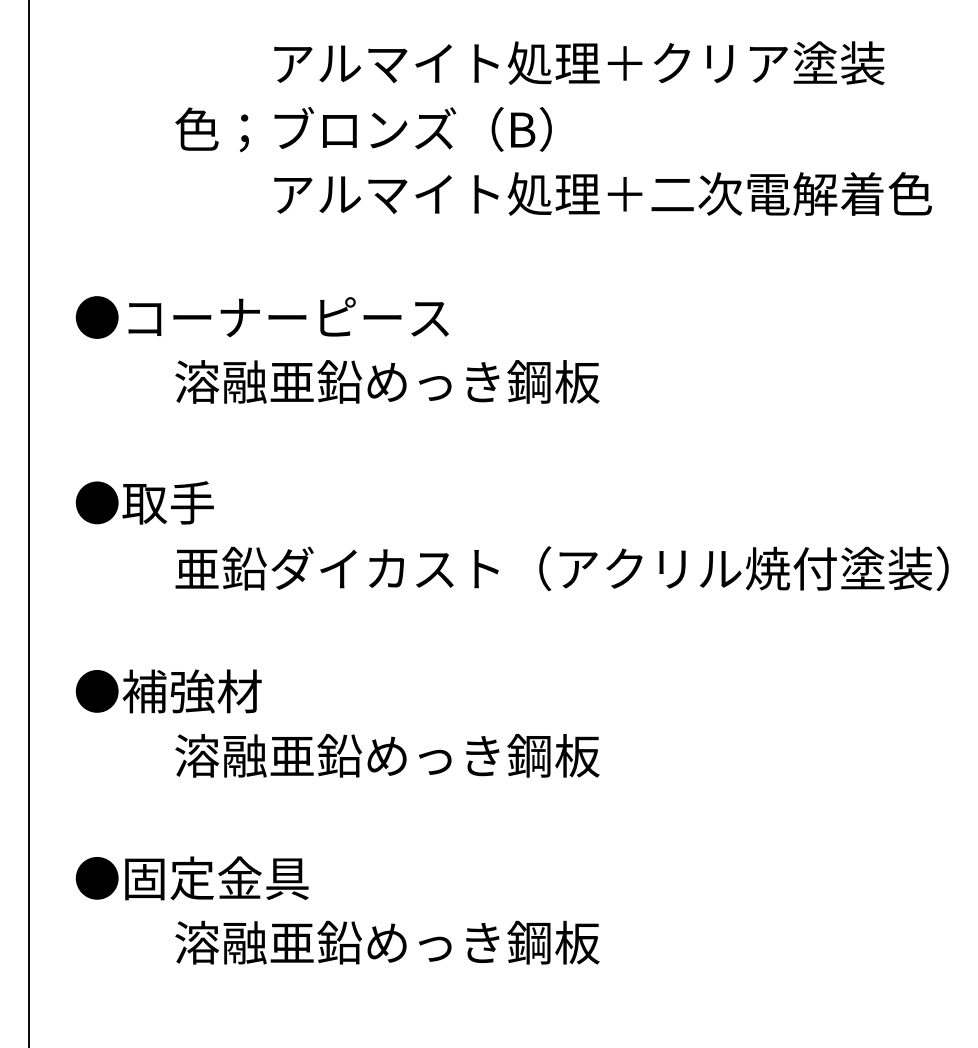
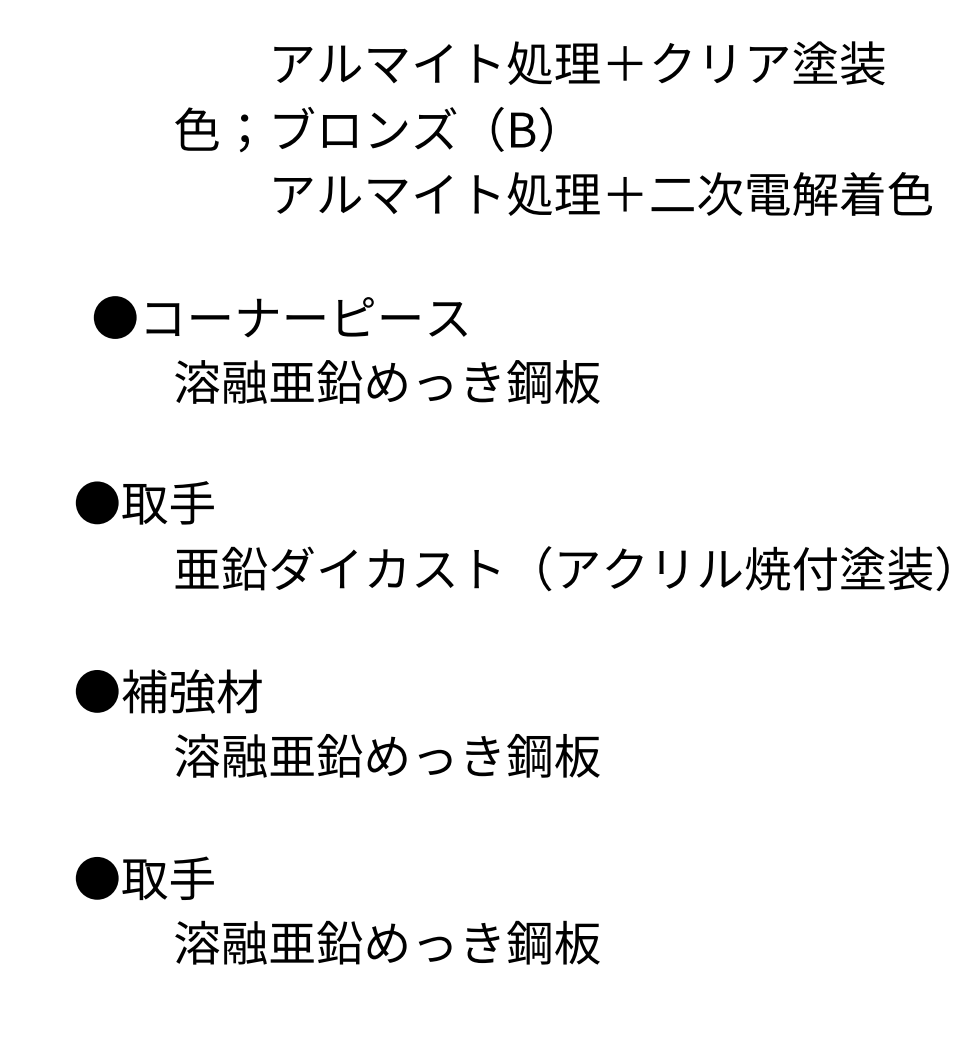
text position: (261, 317) -> (279, 317) (279, 317)
line: present -> none (29, 523)
text: ●固定金具 -> ●取手 (215, 878)
